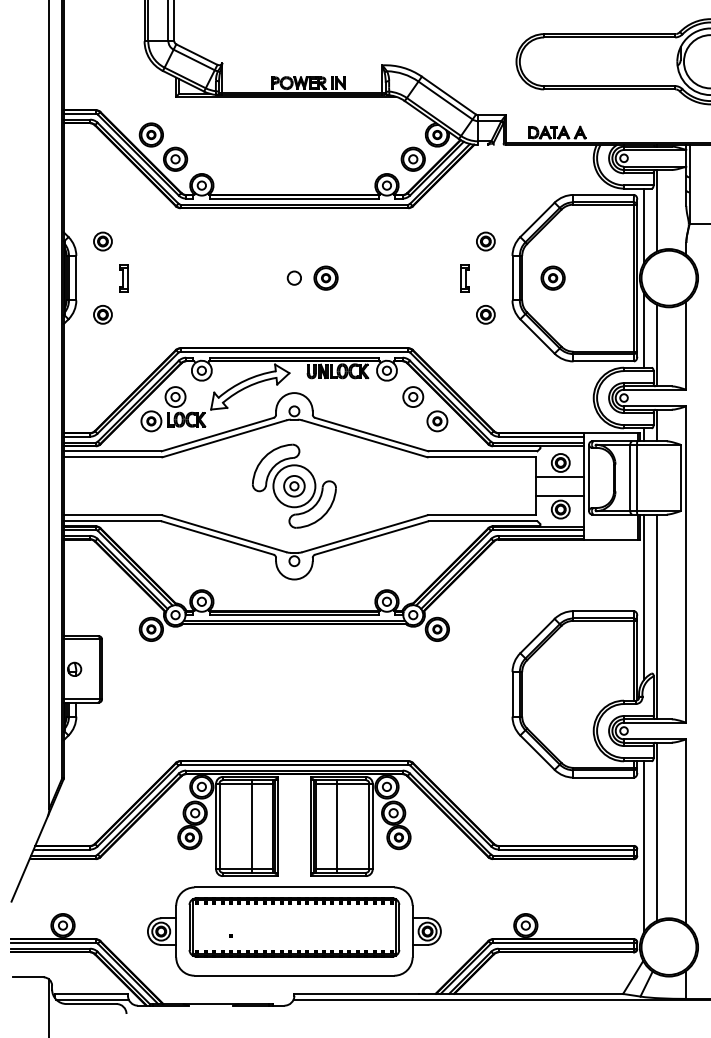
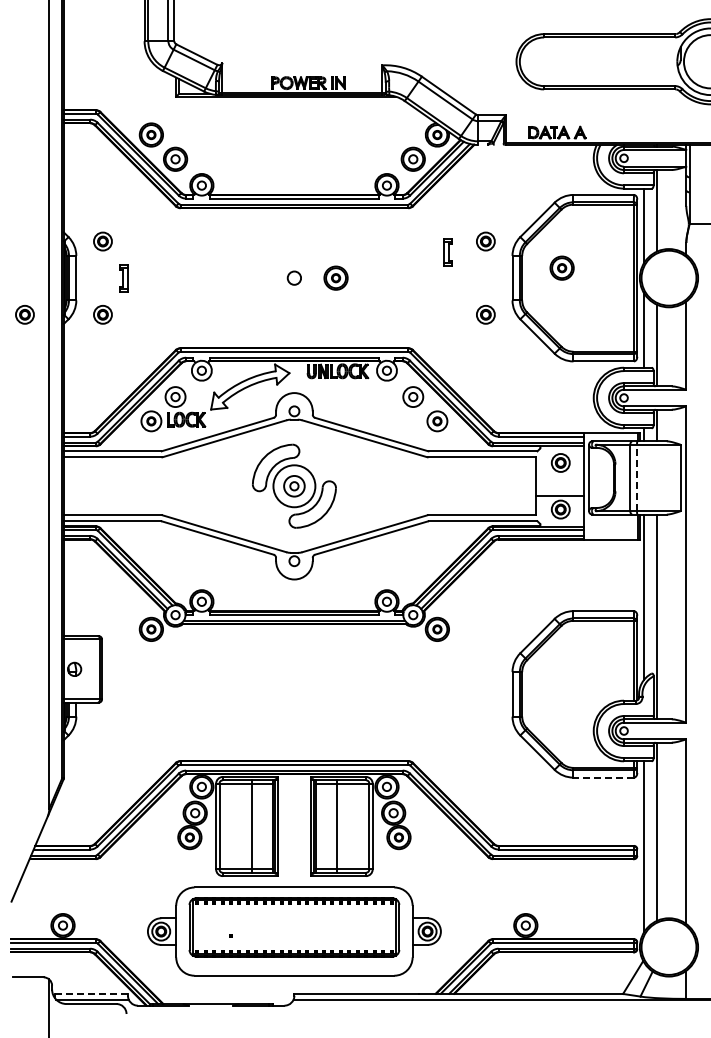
part position: (325, 277) -> (335, 277) (335, 277)
part position: (552, 277) -> (561, 267) (561, 267)
part position: (464, 278) -> (447, 252) (447, 252)
part: none -> present (24, 314)
line: present -> none (559, 476)
line: solid -> dashed (636, 477)
line: solid -> dashed (603, 777)
line: solid -> dashed (91, 993)
